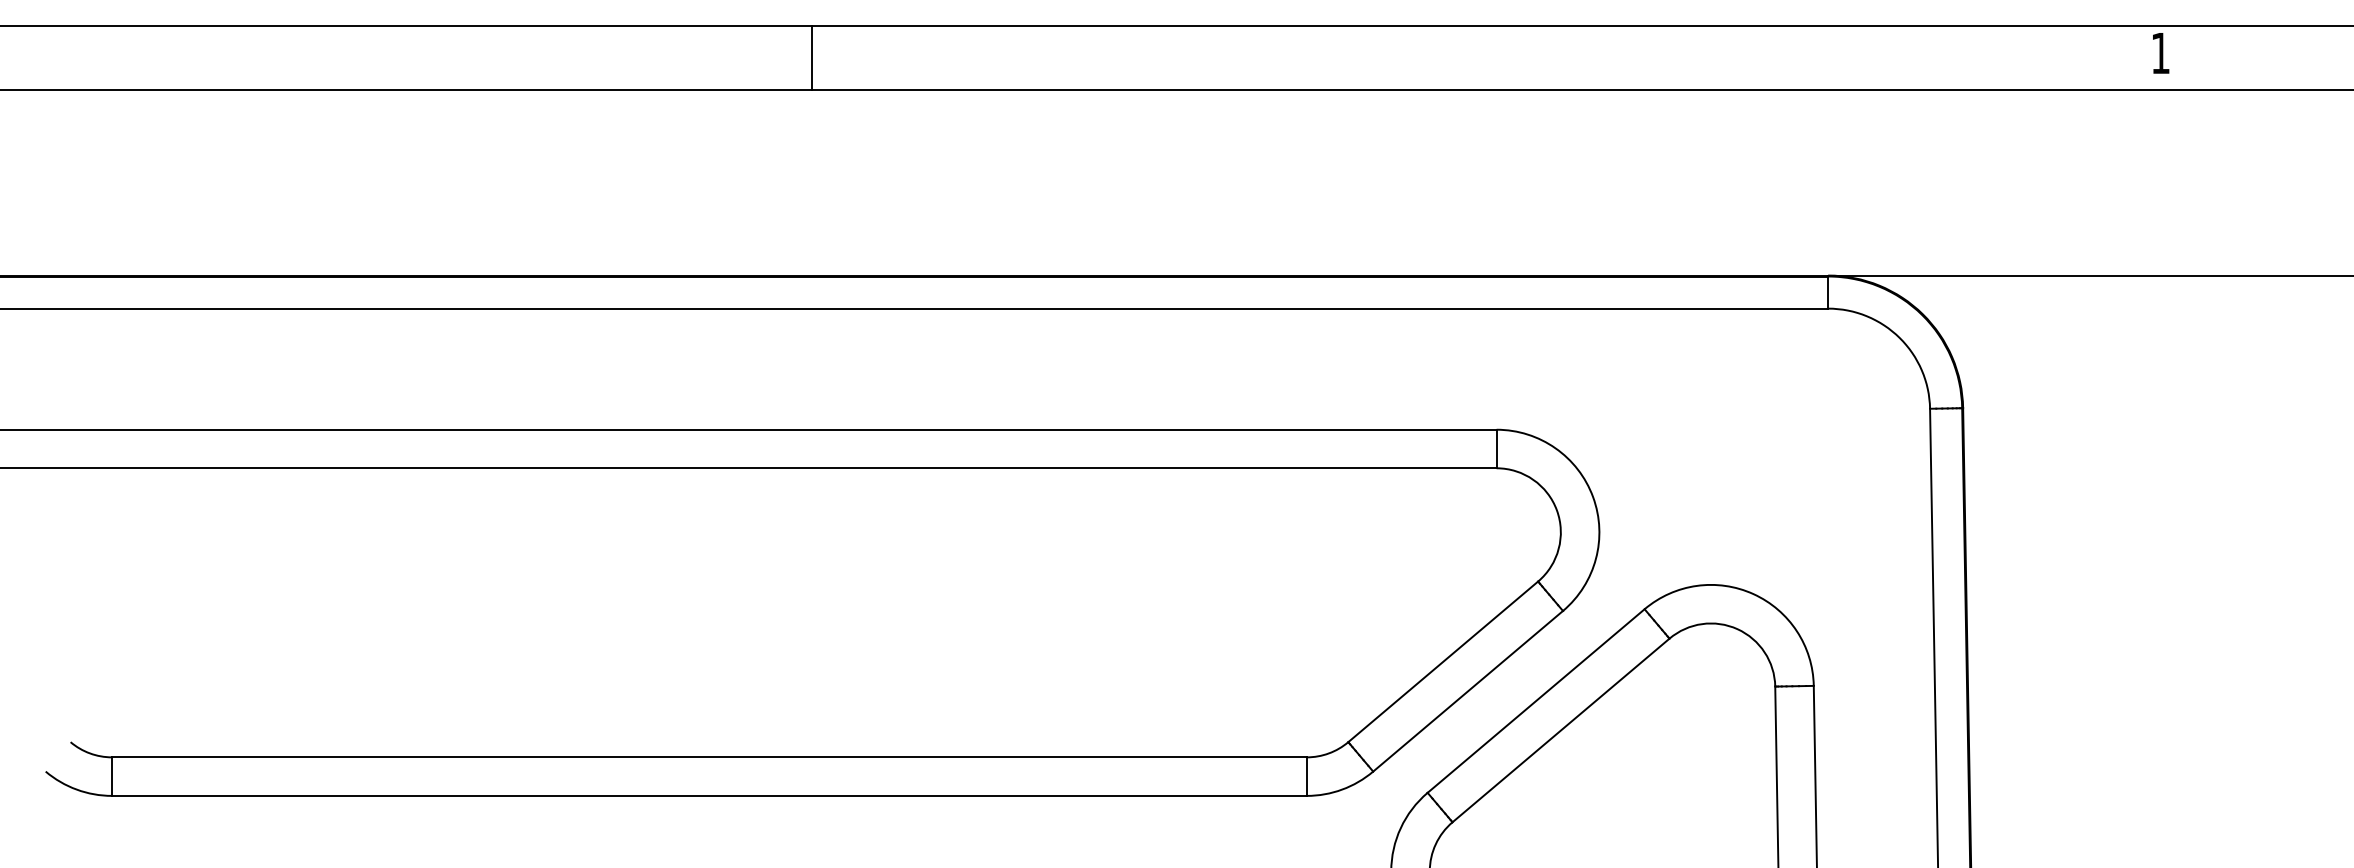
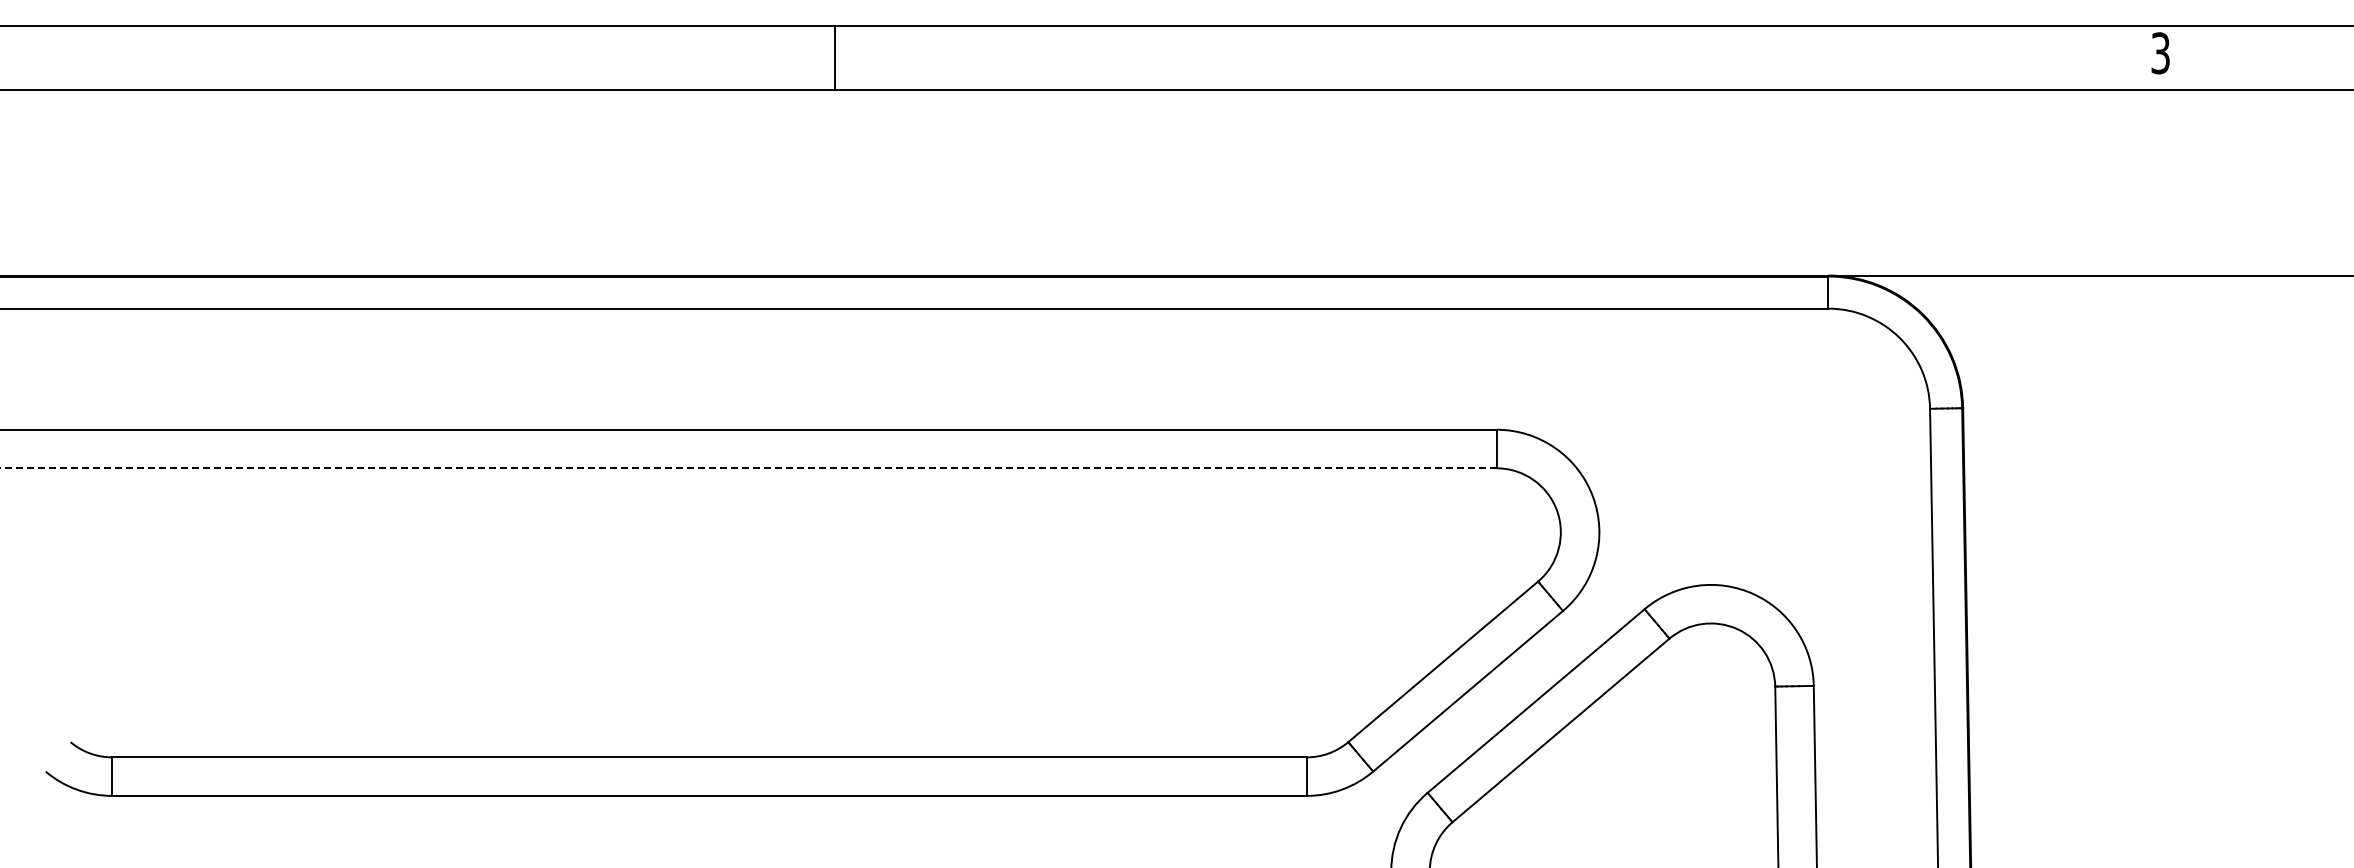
text: 1 -> 3 (2160, 53)
line position: (812, 57) -> (835, 57) (835, 57)
line: solid -> dashed (747, 468)
